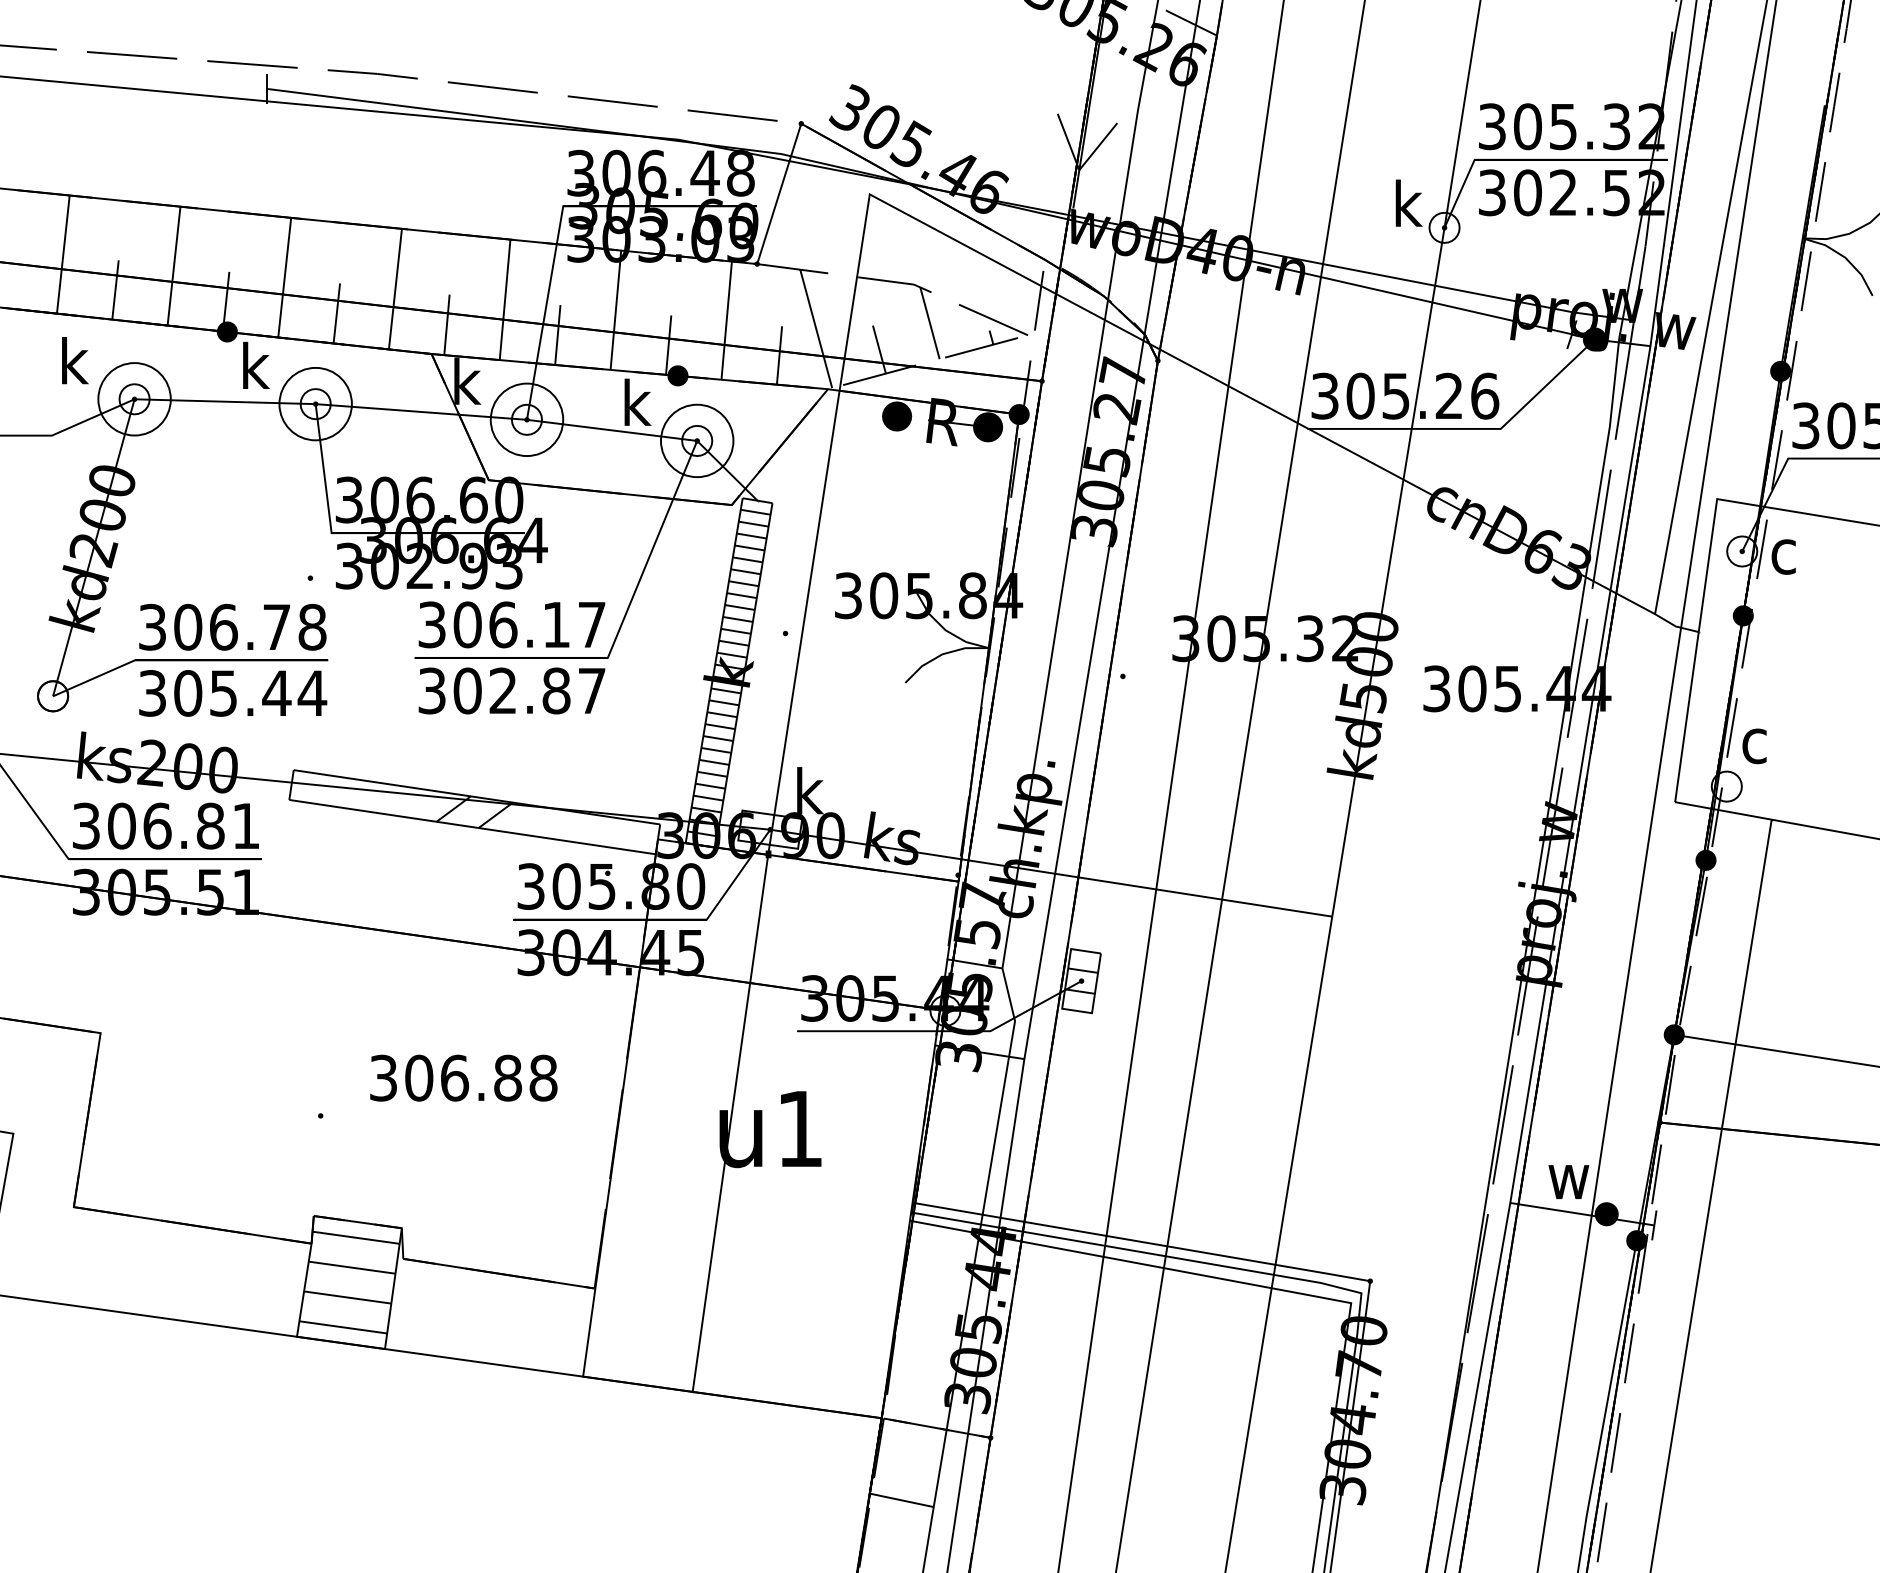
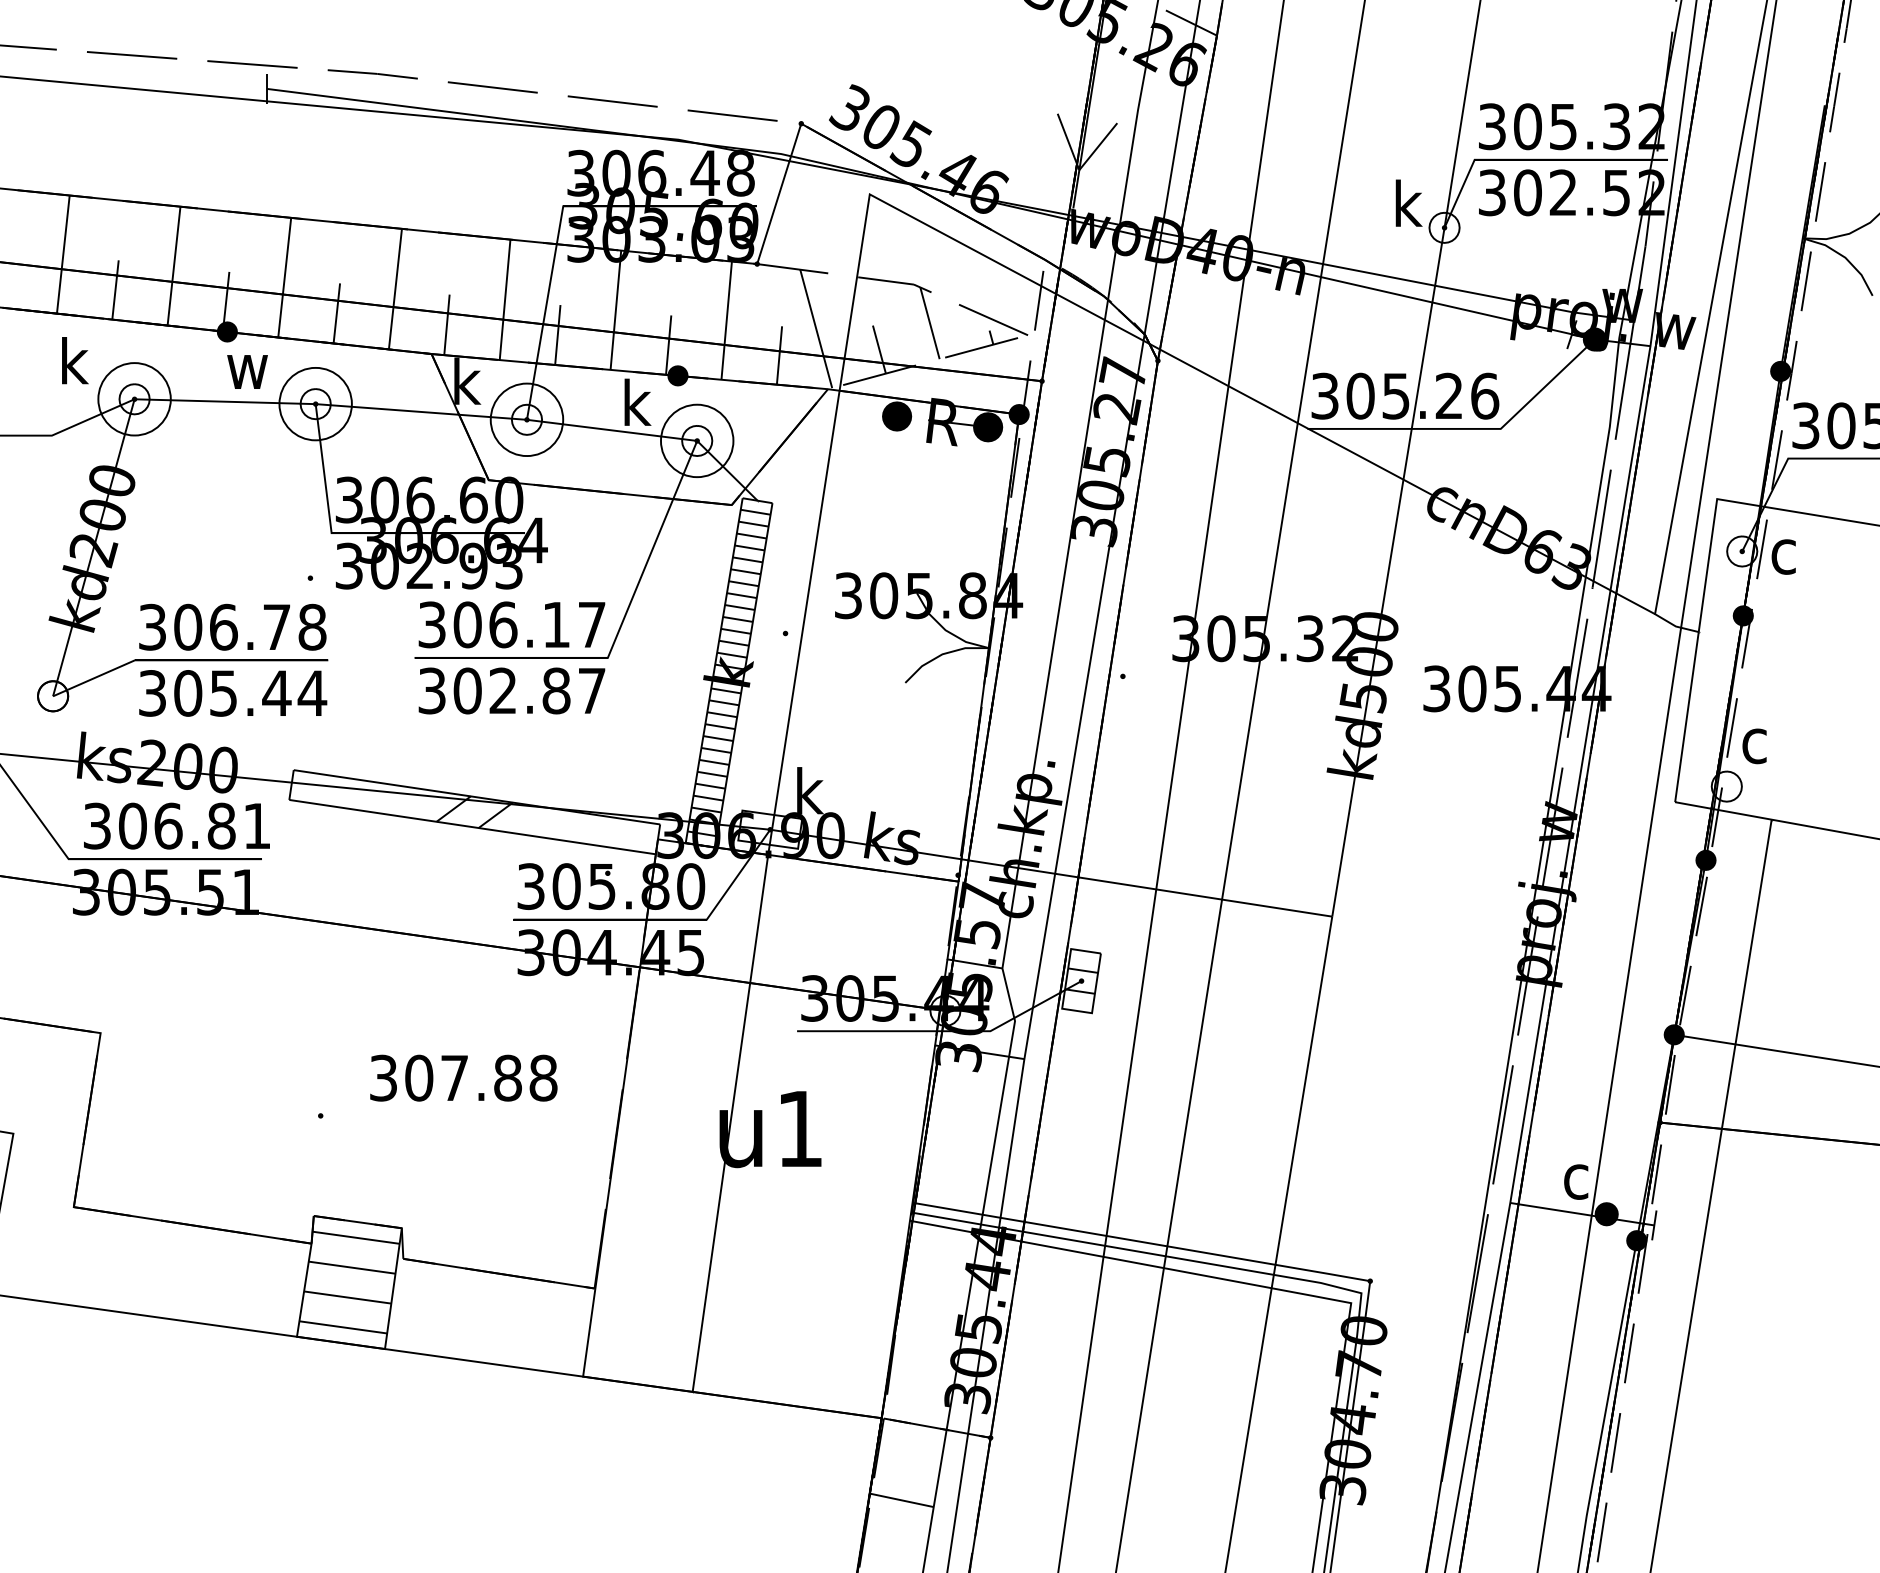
text: k -> w (248, 364)
text position: (165, 825) -> (176, 825) (176, 825)
text: 306.88 -> 307.88 (455, 1077)
text: w -> c (1568, 1181)
